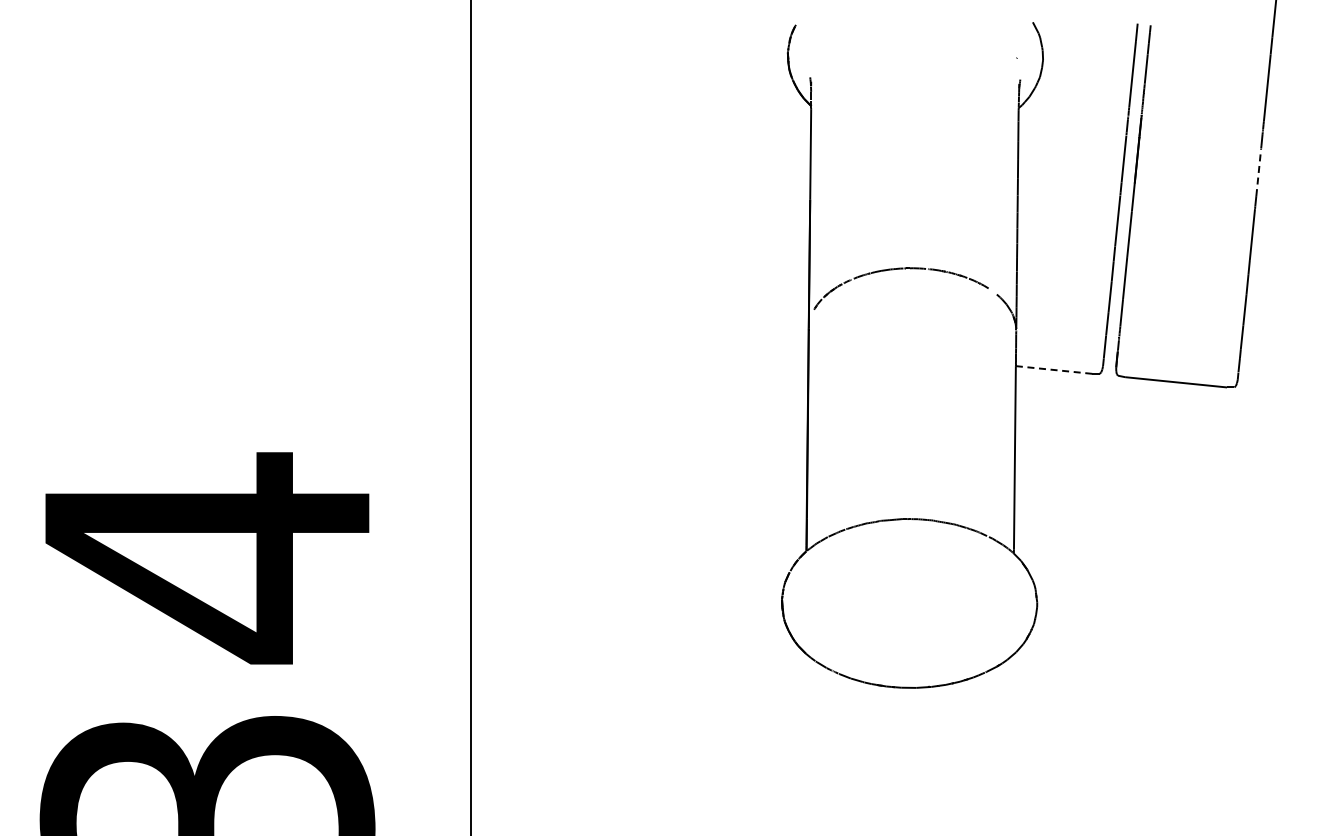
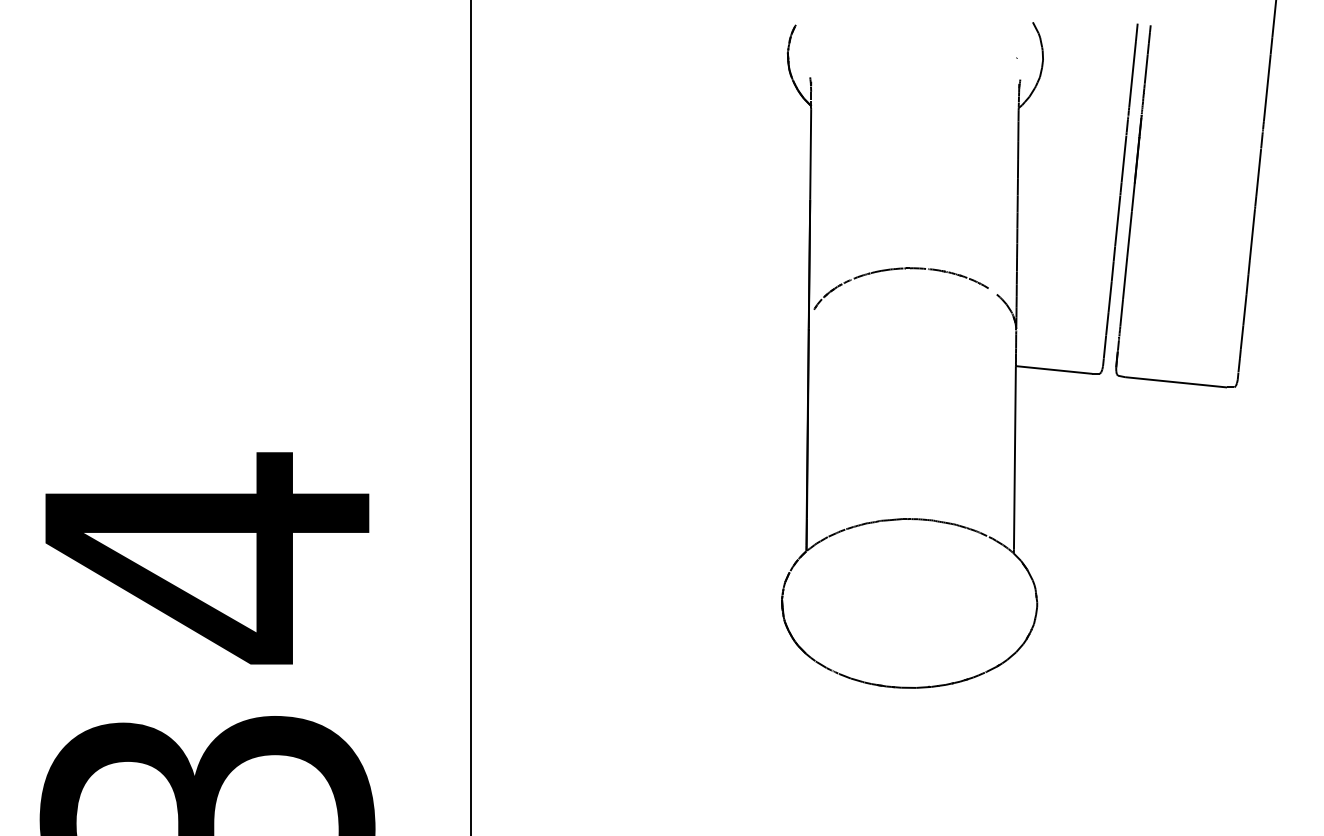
line: dashed -> solid (1258, 172)
line: dashed -> solid (1054, 370)
